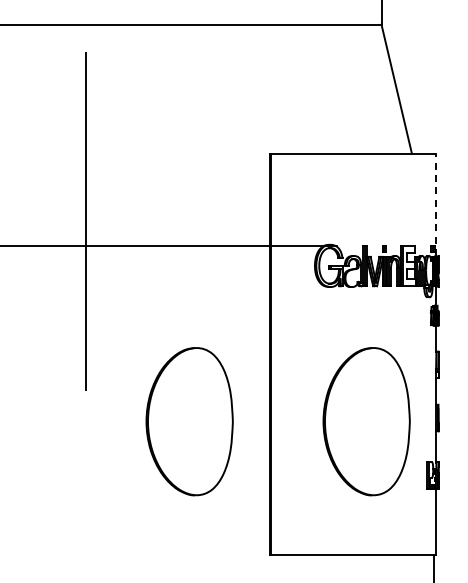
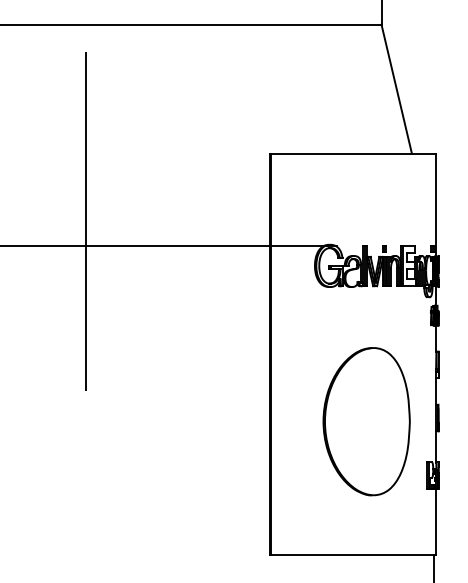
line: dashed -> solid (436, 204)
part: present -> none (189, 421)
